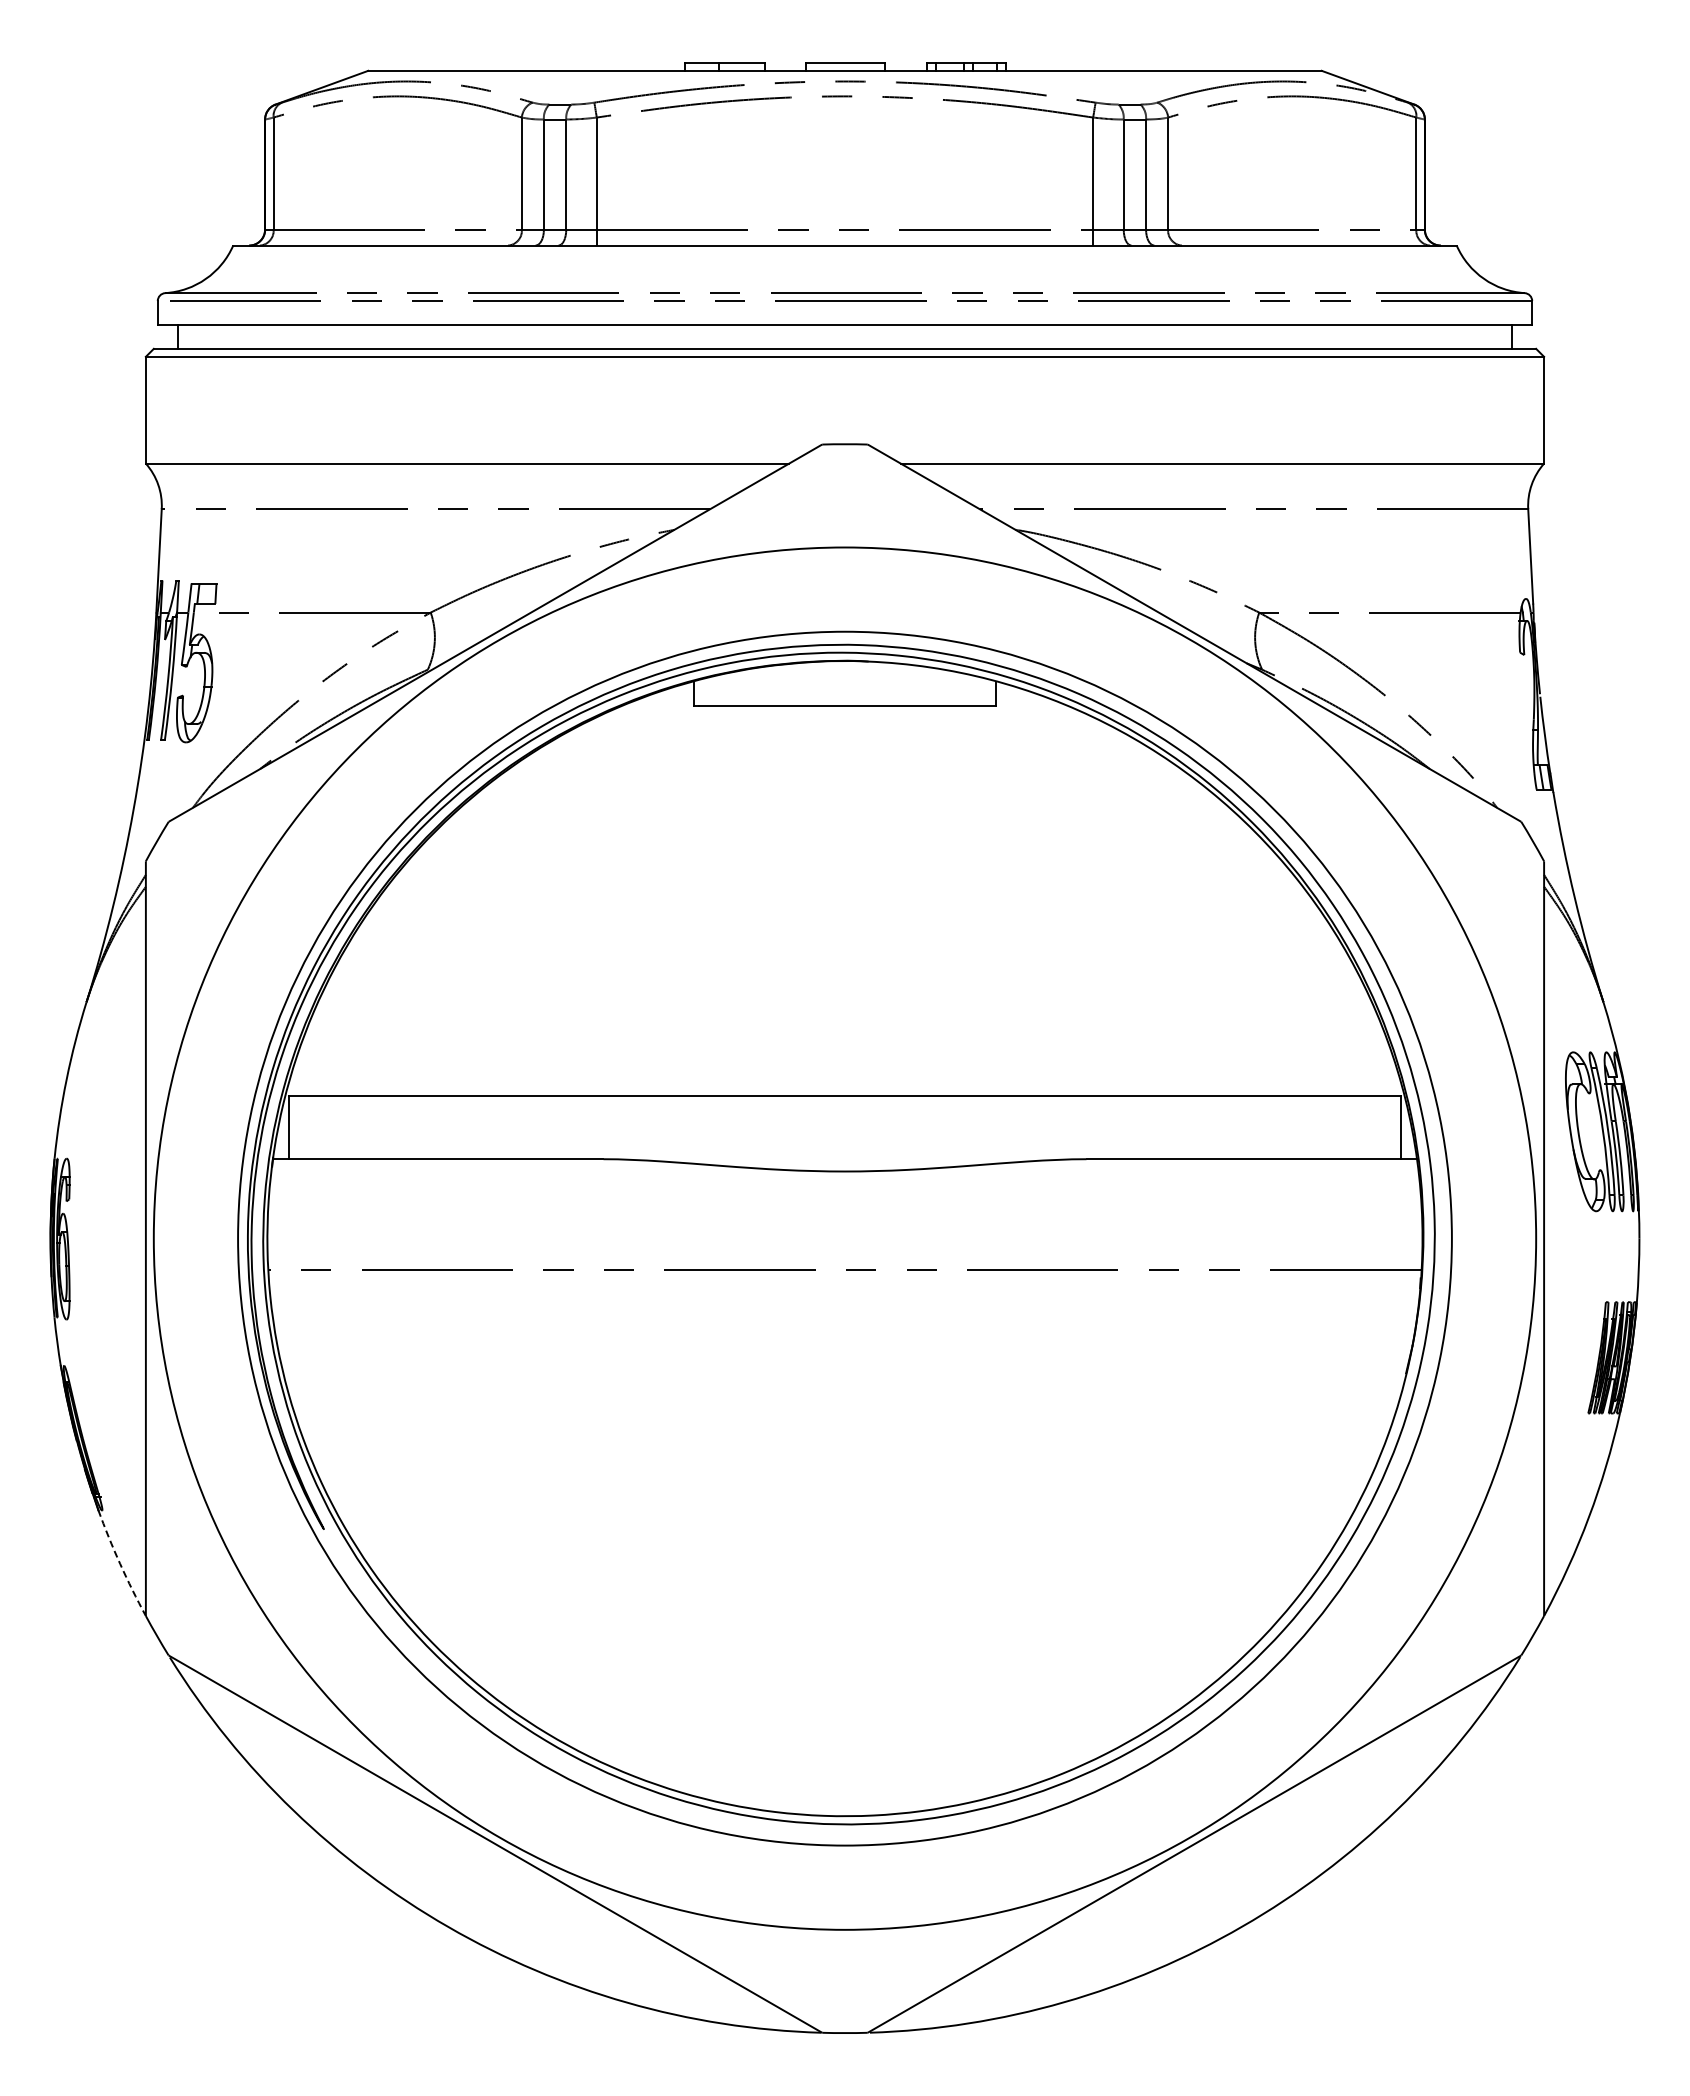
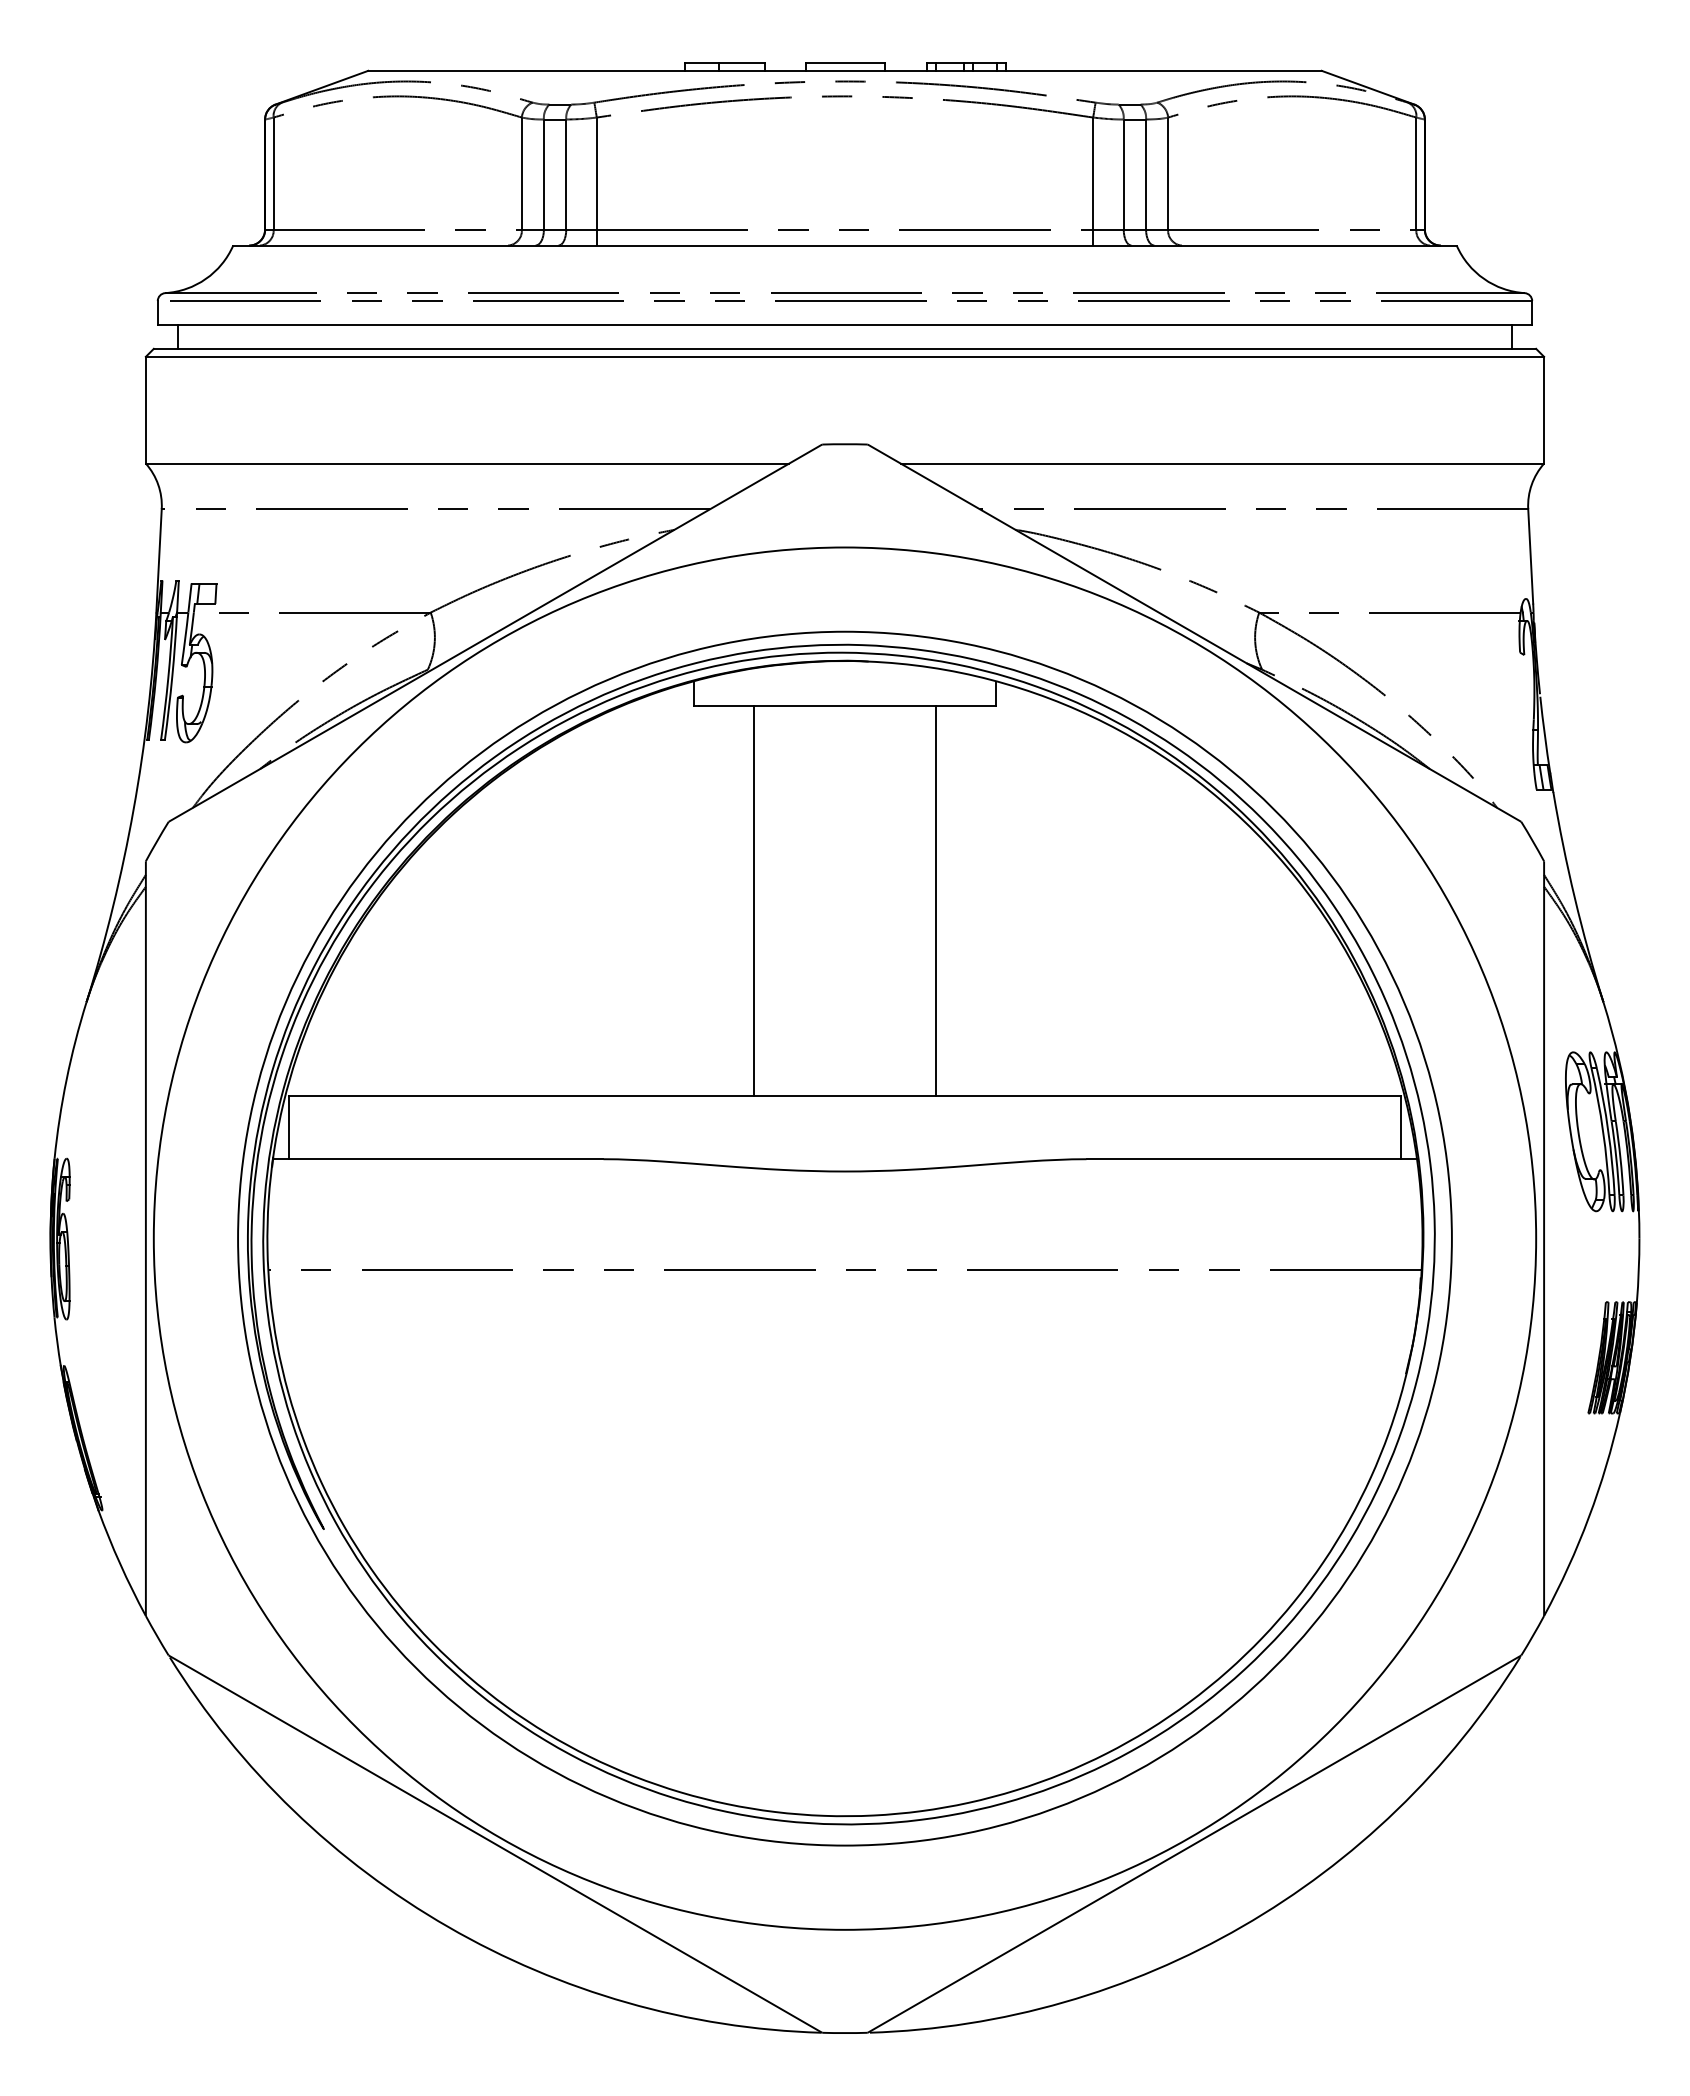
line: none -> present (753, 900)
line: none -> present (936, 900)
arc: dashed -> solid (120, 1563)
